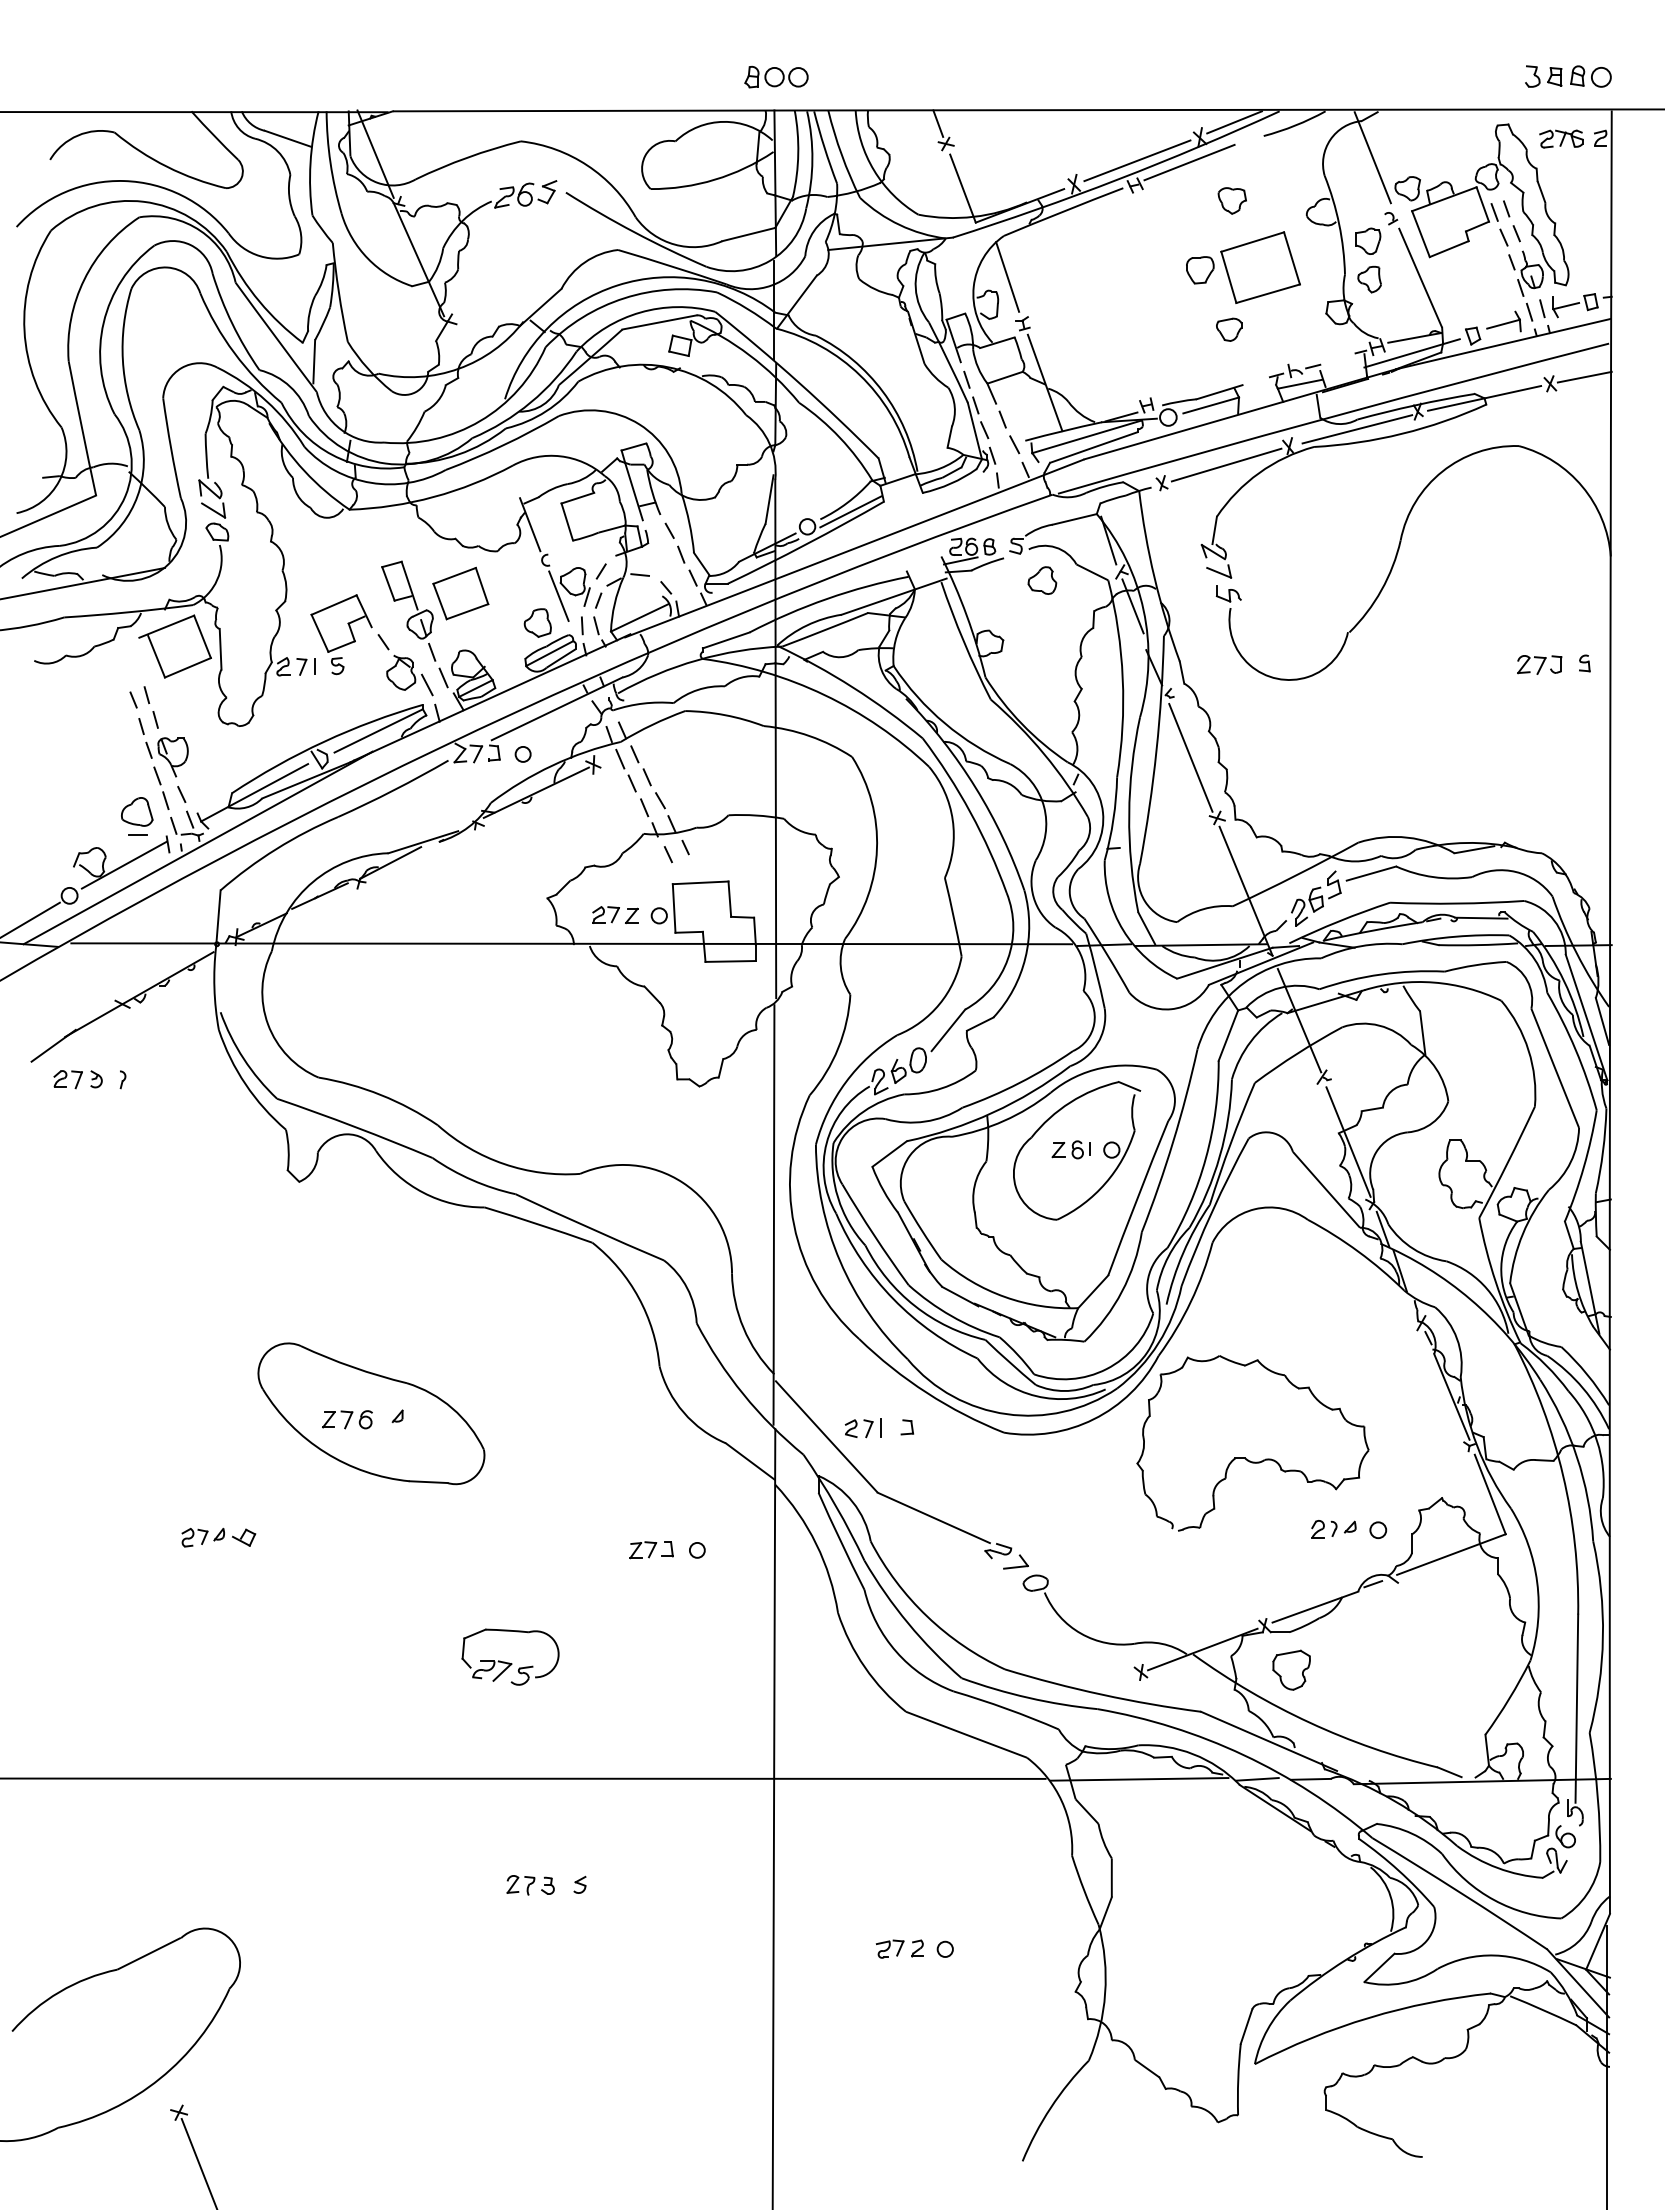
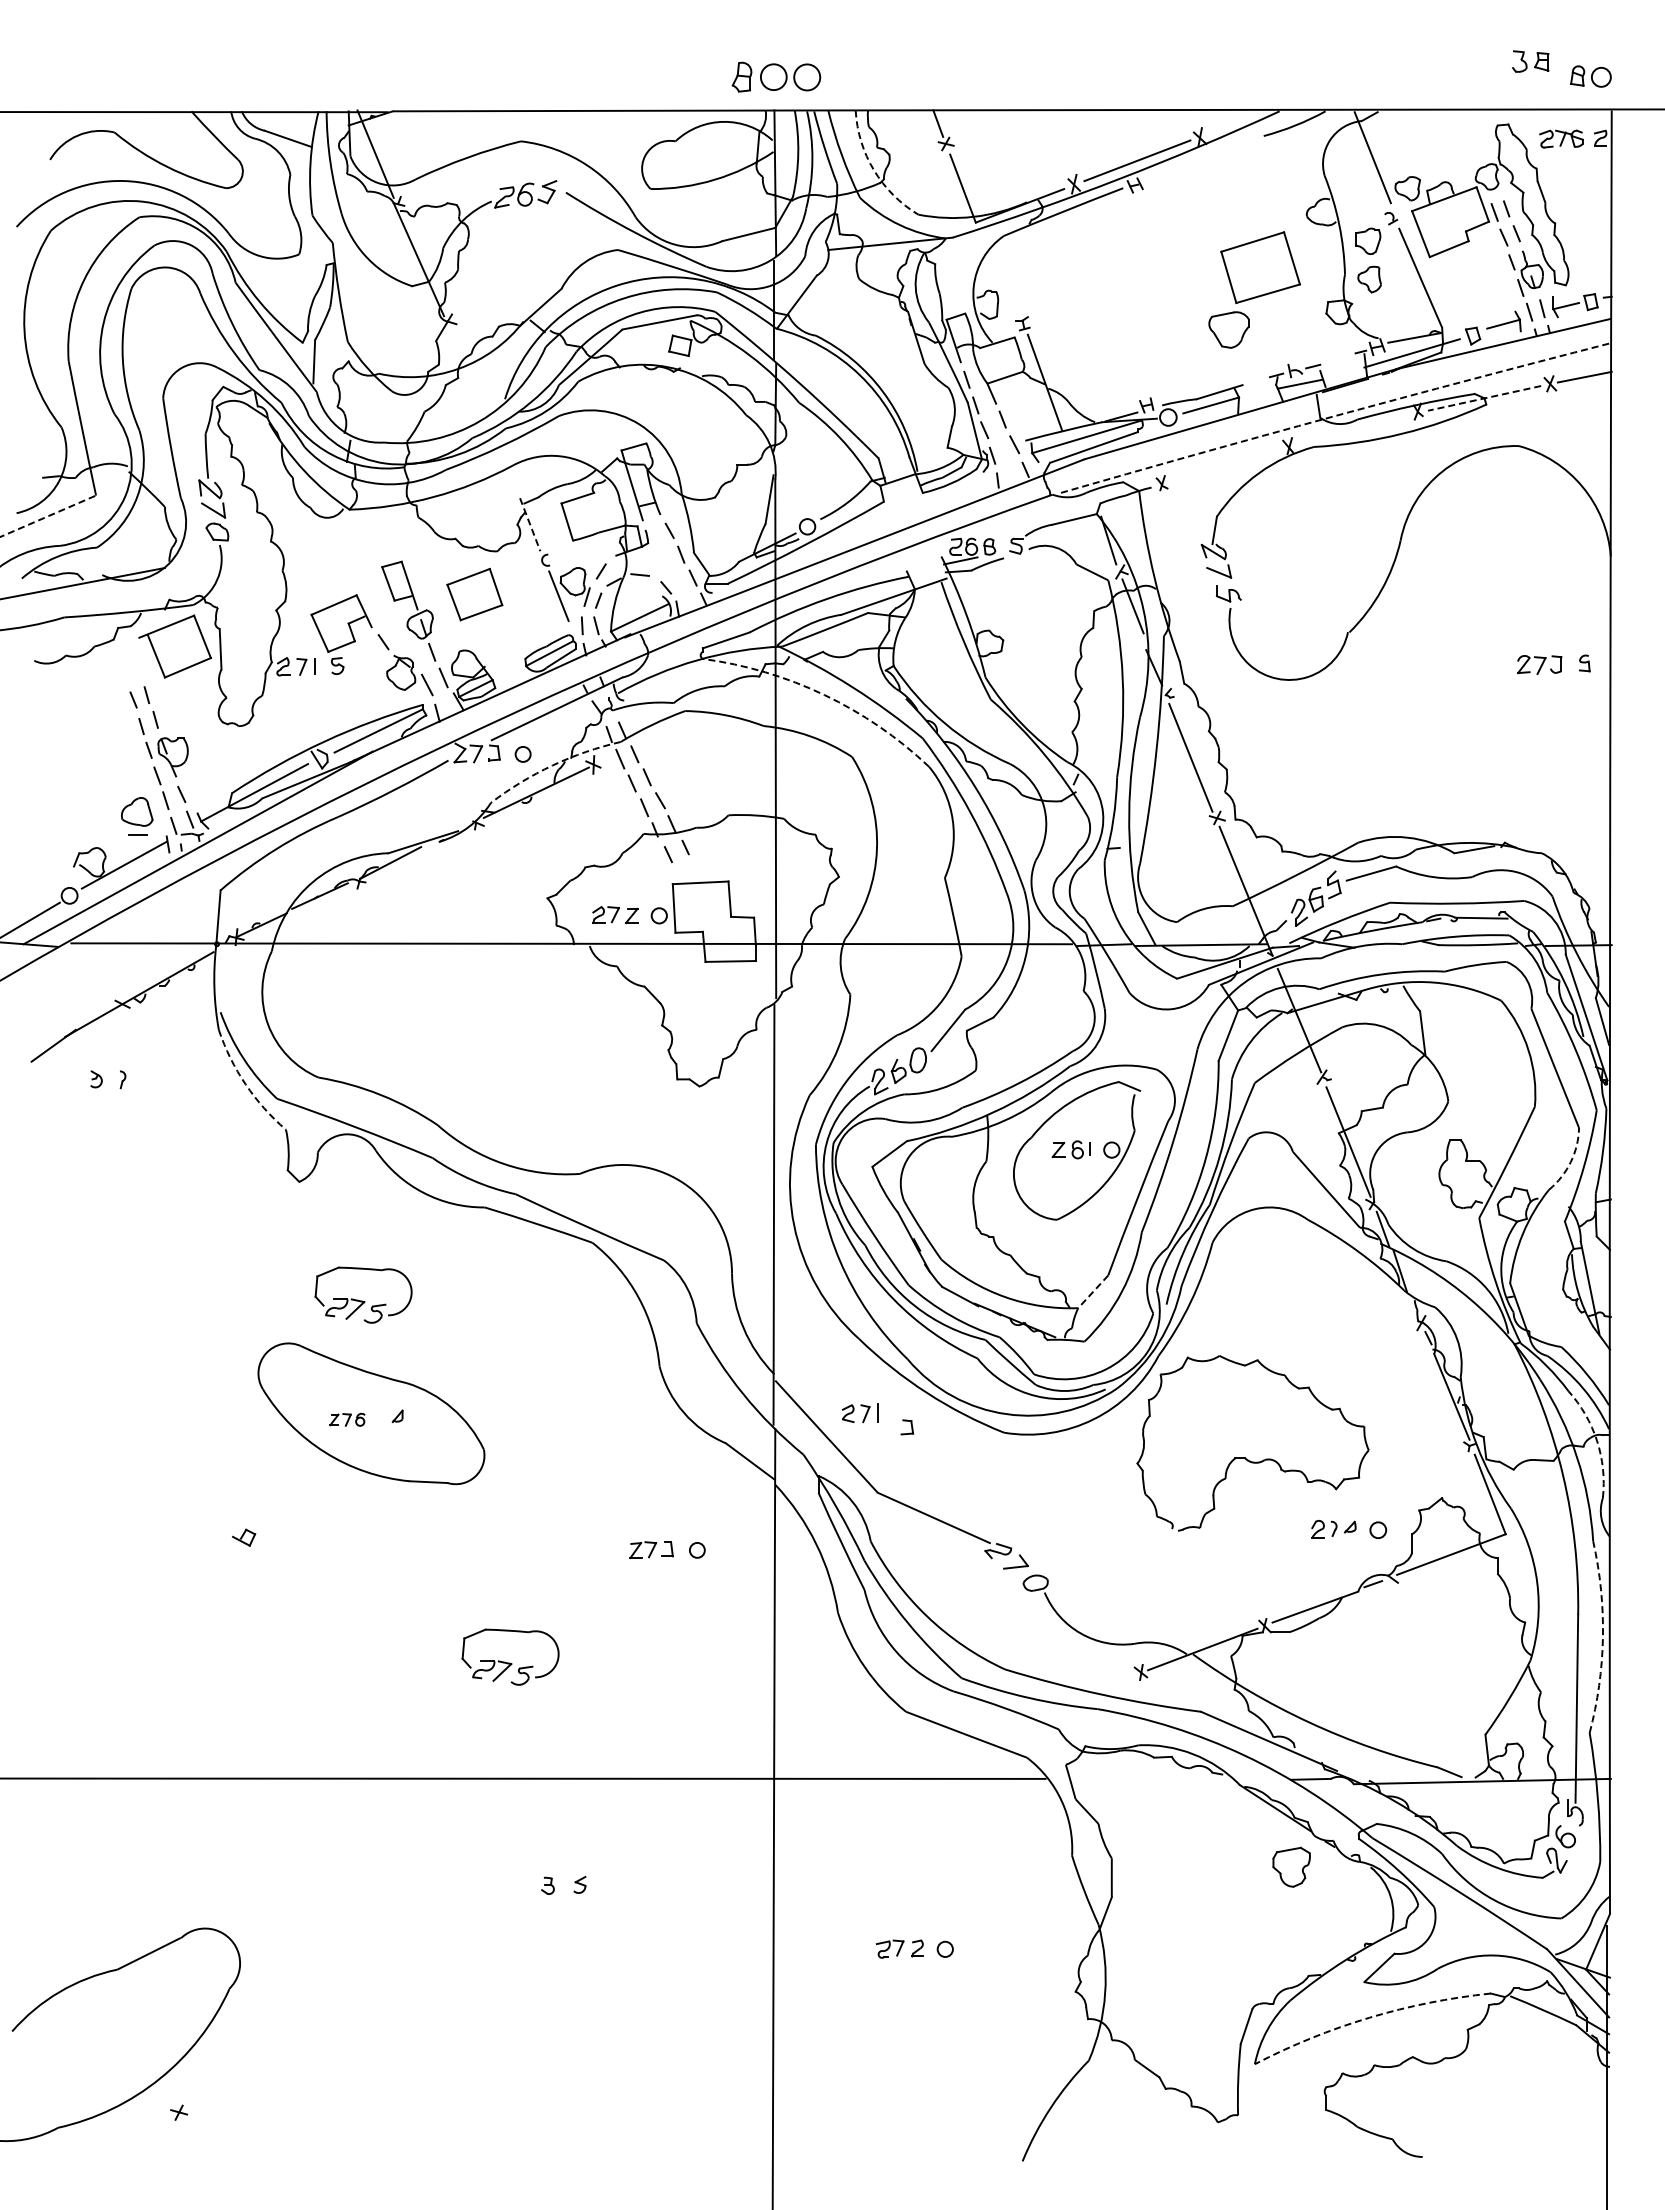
part size: 65x24 px -> 91x32 px (776, 76)
part position: (1543, 76) -> (1530, 61) (1530, 61)
line: present -> none (1234, 122)
line: present -> none (1189, 162)
arc: solid -> dashed (874, 170)
part: present -> none (1231, 200)
part: present -> none (1200, 270)
line: present -> none (1007, 276)
part size: 27x25 px -> 42x38 px (1228, 329)
line: solid -> dashed (1484, 398)
arc: solid -> dashed (1332, 416)
line: present -> none (1357, 429)
line: present -> none (1226, 464)
line: present -> none (850, 511)
line: solid -> dashed (48, 516)
line: solid -> dashed (530, 525)
part: present -> none (1042, 580)
part position: (460, 593) -> (474, 594) (474, 594)
part: present -> none (537, 622)
arc: solid -> dashed (824, 695)
arc: solid -> dashed (552, 765)
part: present -> none (67, 1079)
arc: solid -> dashed (245, 1084)
arc: solid -> dashed (1570, 1162)
line: solid -> dashed (1092, 1292)
part: none -> present (362, 1300)
part size: 51x20 px -> 37x15 px (347, 1419)
part position: (862, 1428) -> (859, 1413) (859, 1413)
arc: solid -> dashed (1597, 1440)
part: present -> none (202, 1537)
arc: solid -> dashed (1602, 1637)
part position: (1291, 1669) -> (1291, 1866) (1291, 1866)
line: present -> none (1139, 1779)
line: present -> none (1257, 1779)
part: present -> none (520, 1885)
arc: solid -> dashed (1369, 2017)
line: present -> none (198, 2162)
